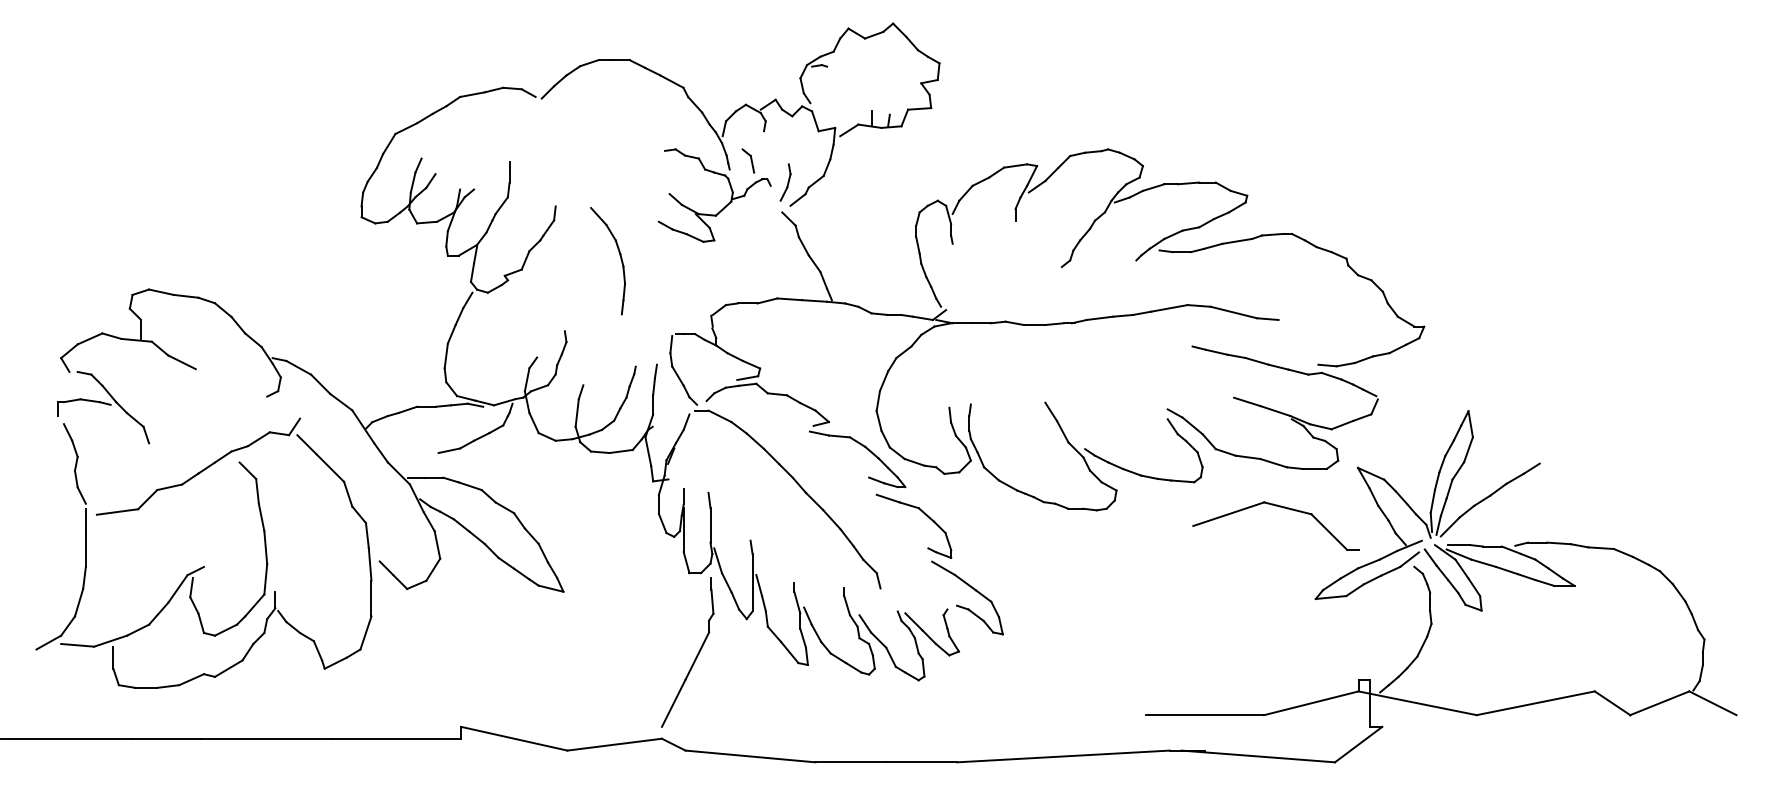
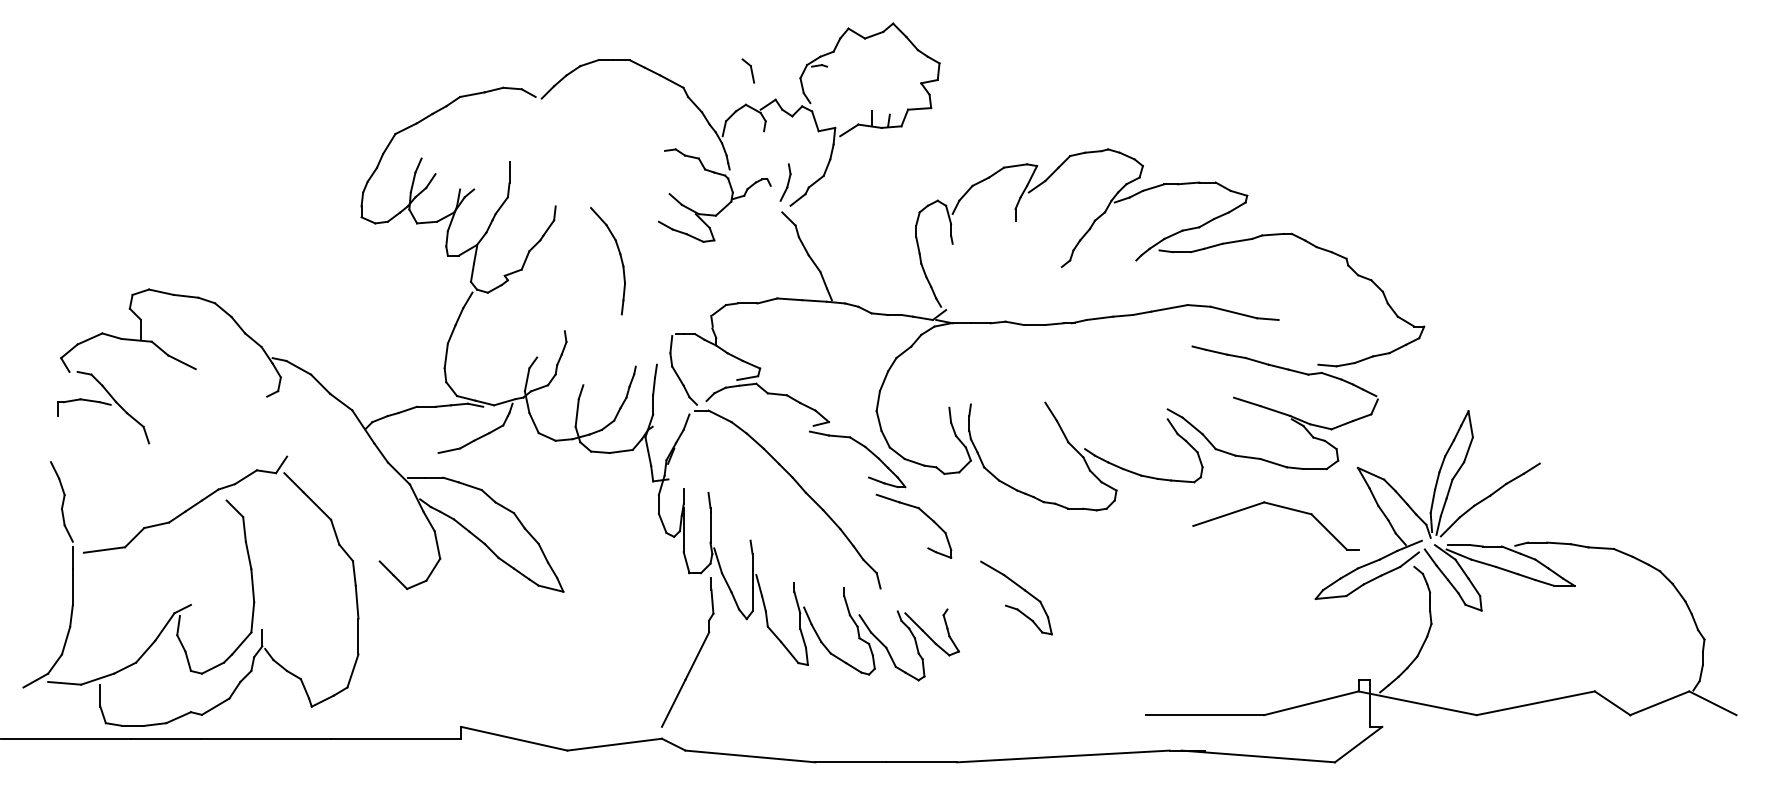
part position: (747, 160) -> (747, 70) (747, 70)
part position: (203, 566) -> (190, 604) (190, 604)
part position: (971, 588) -> (1020, 588) (1020, 588)
